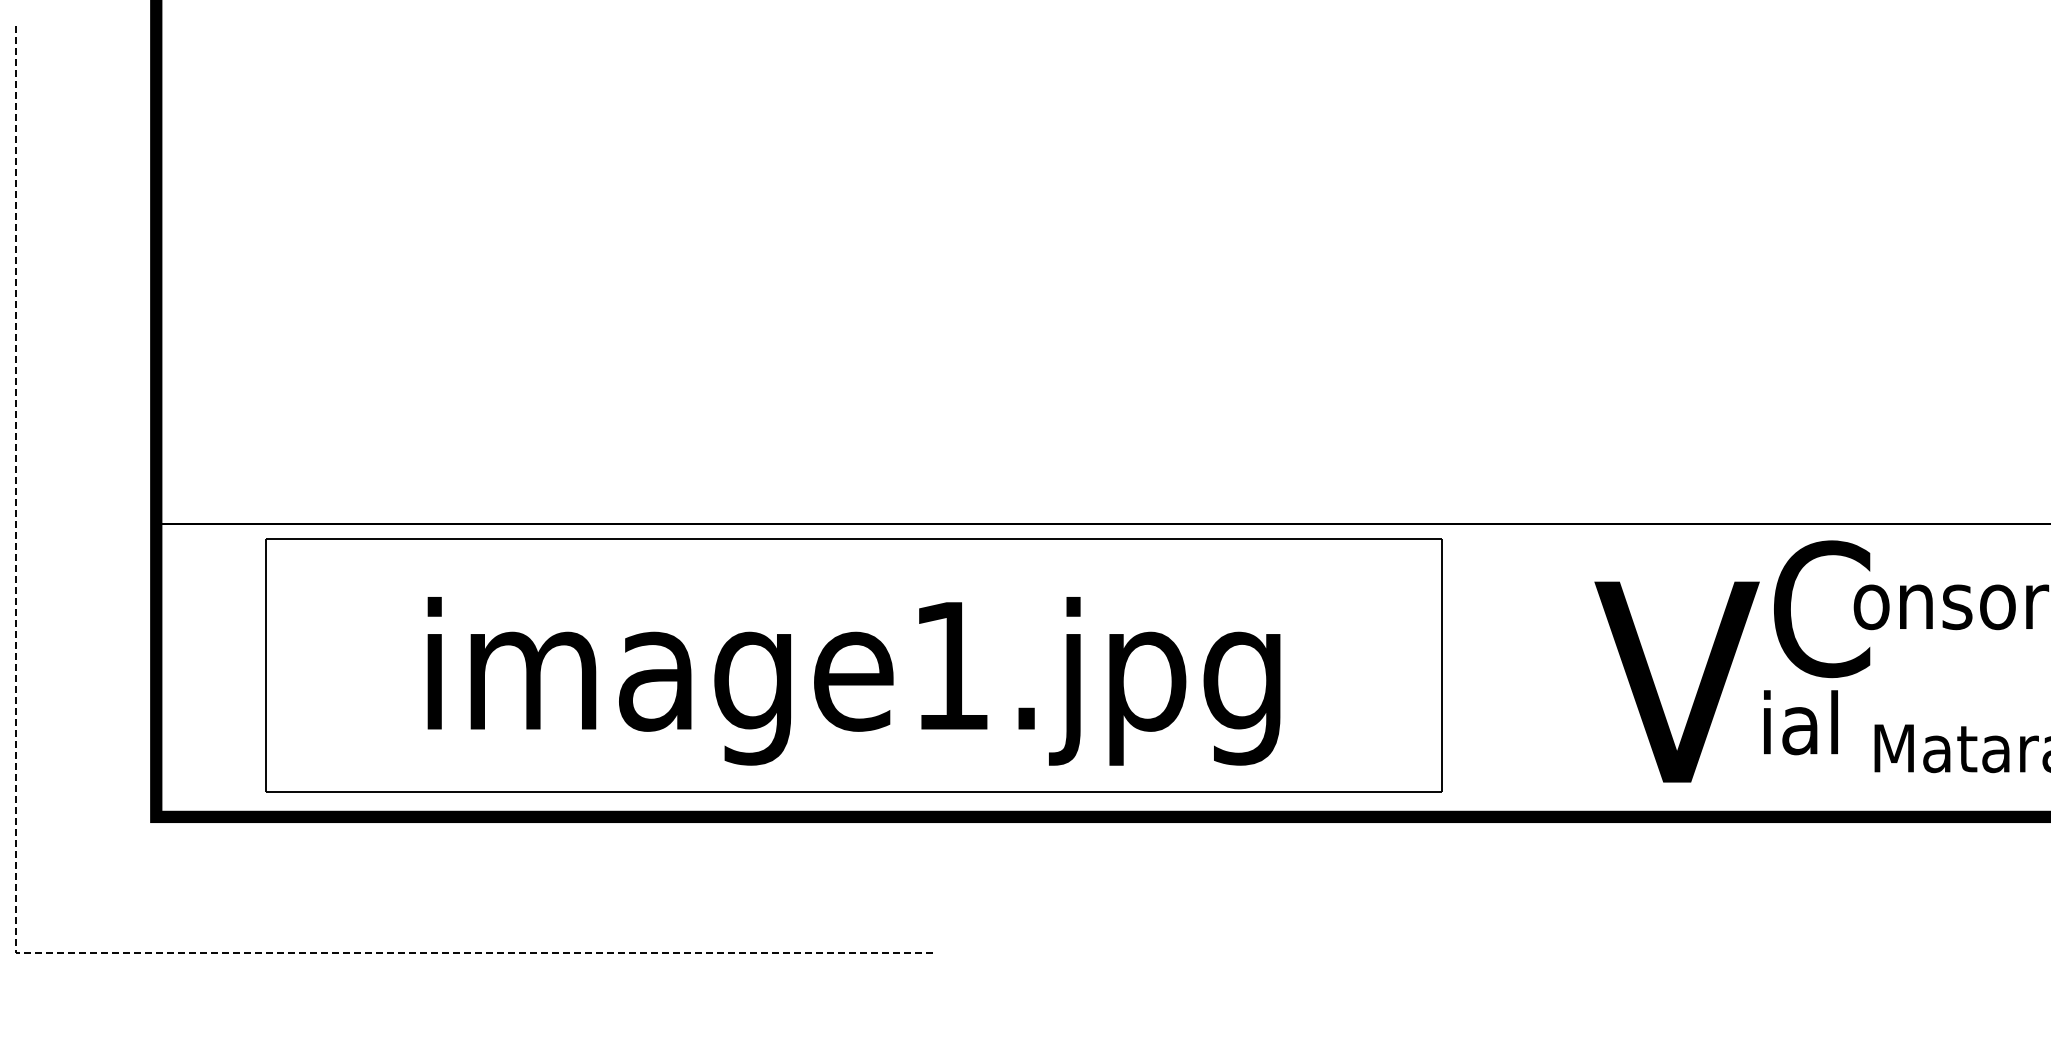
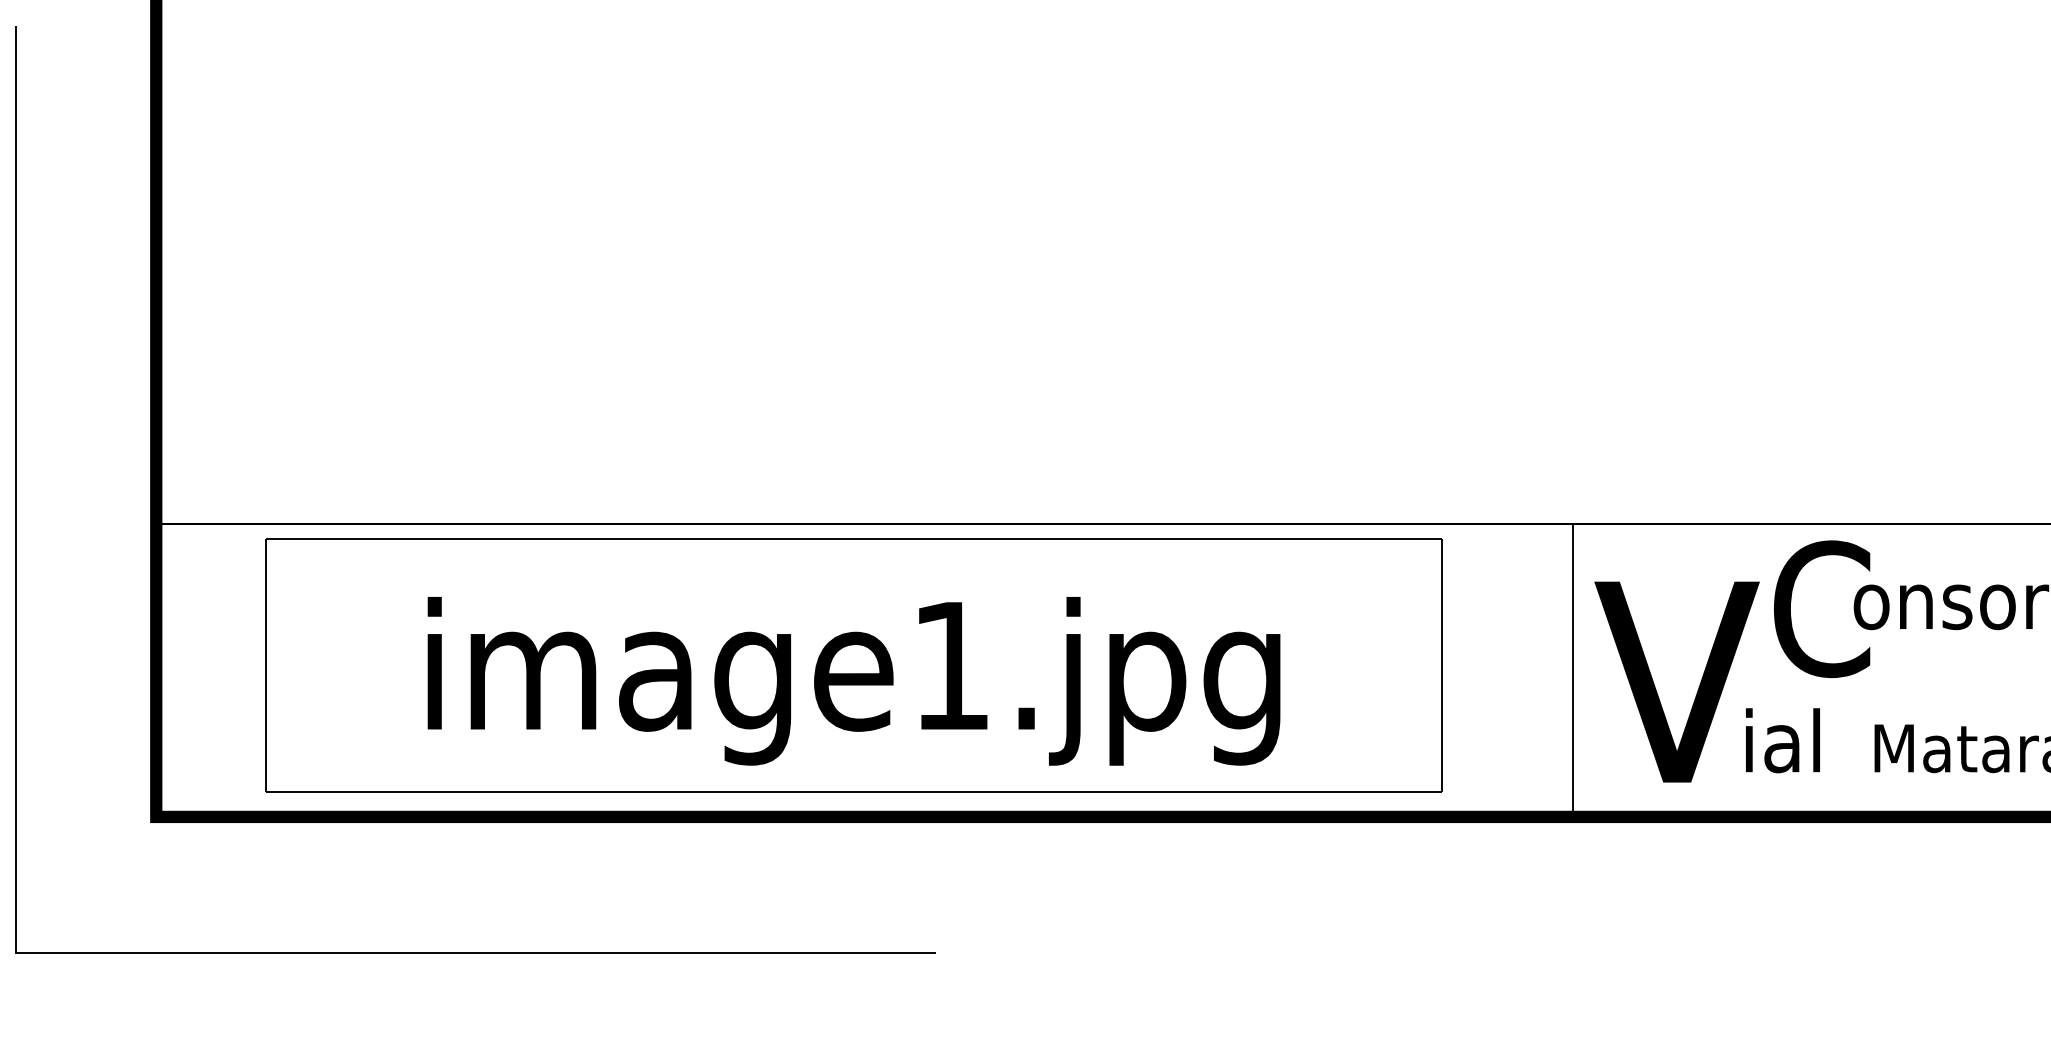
line: none -> present (1572, 669)
text position: (1800, 722) -> (1782, 740) (1782, 740)
line: dashed -> solid (15, 951)
